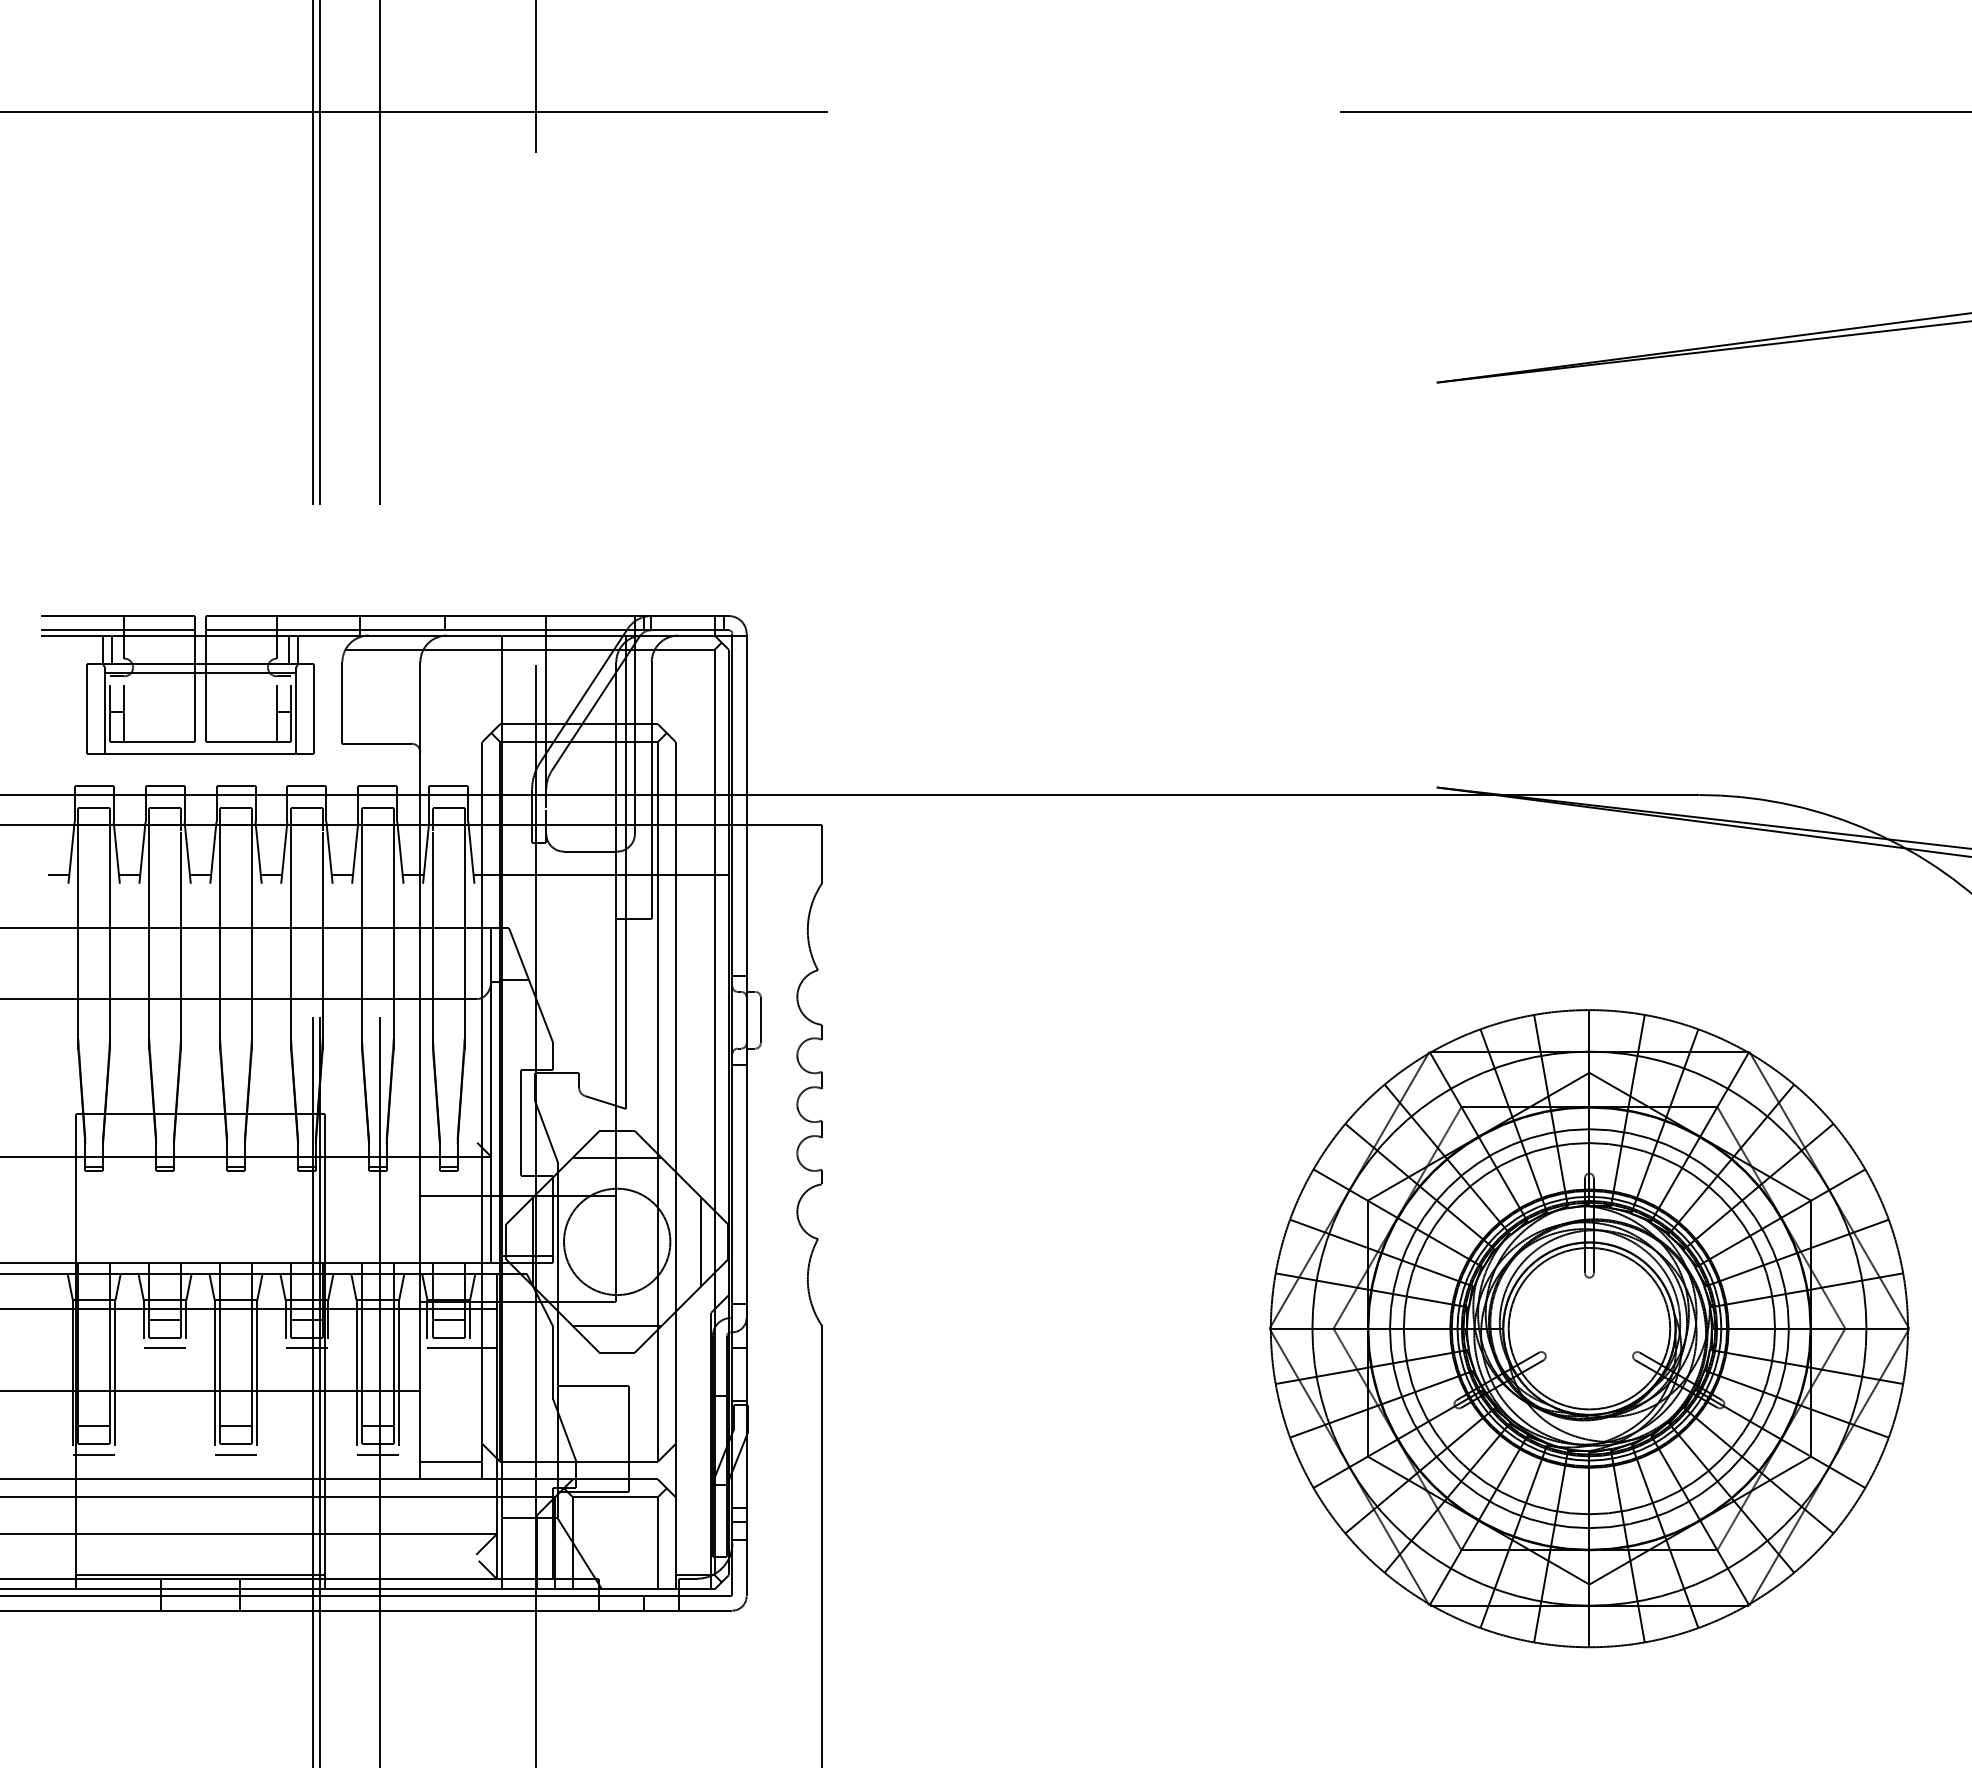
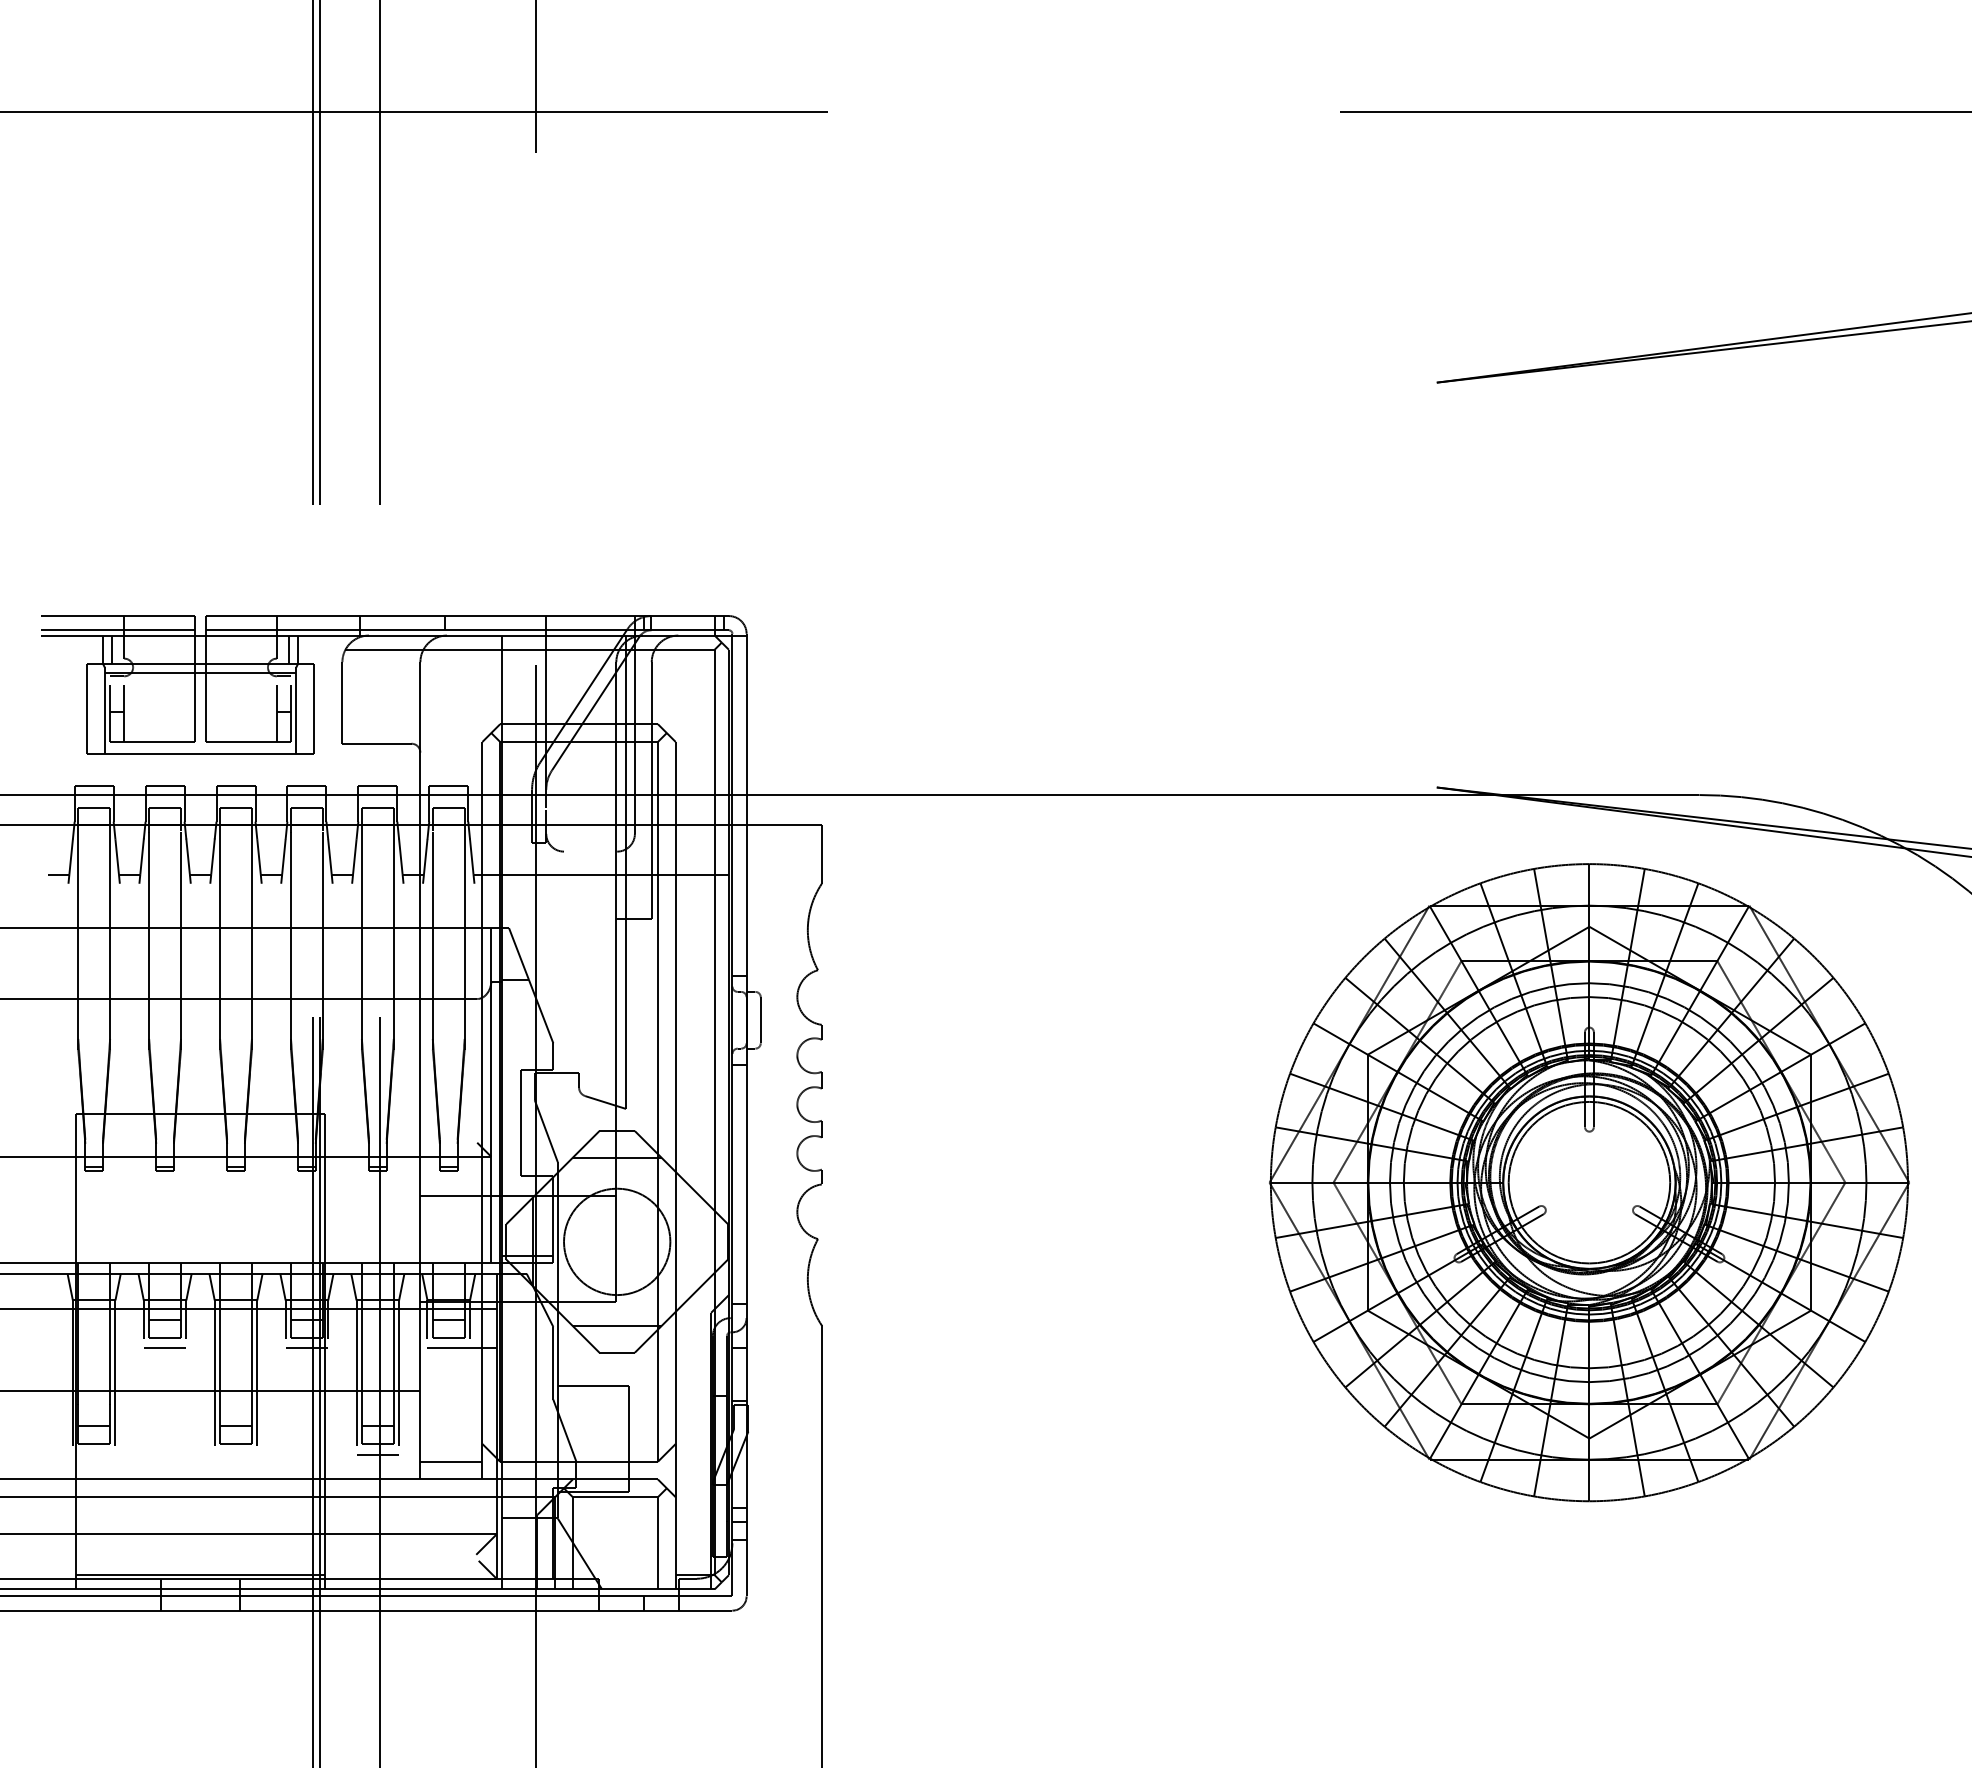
line: present -> none (590, 851)
line: present -> none (701, 1241)
part position: (1589, 1328) -> (1589, 1182) (1589, 1182)
line: present -> none (93, 1454)
line: present -> none (235, 1454)
